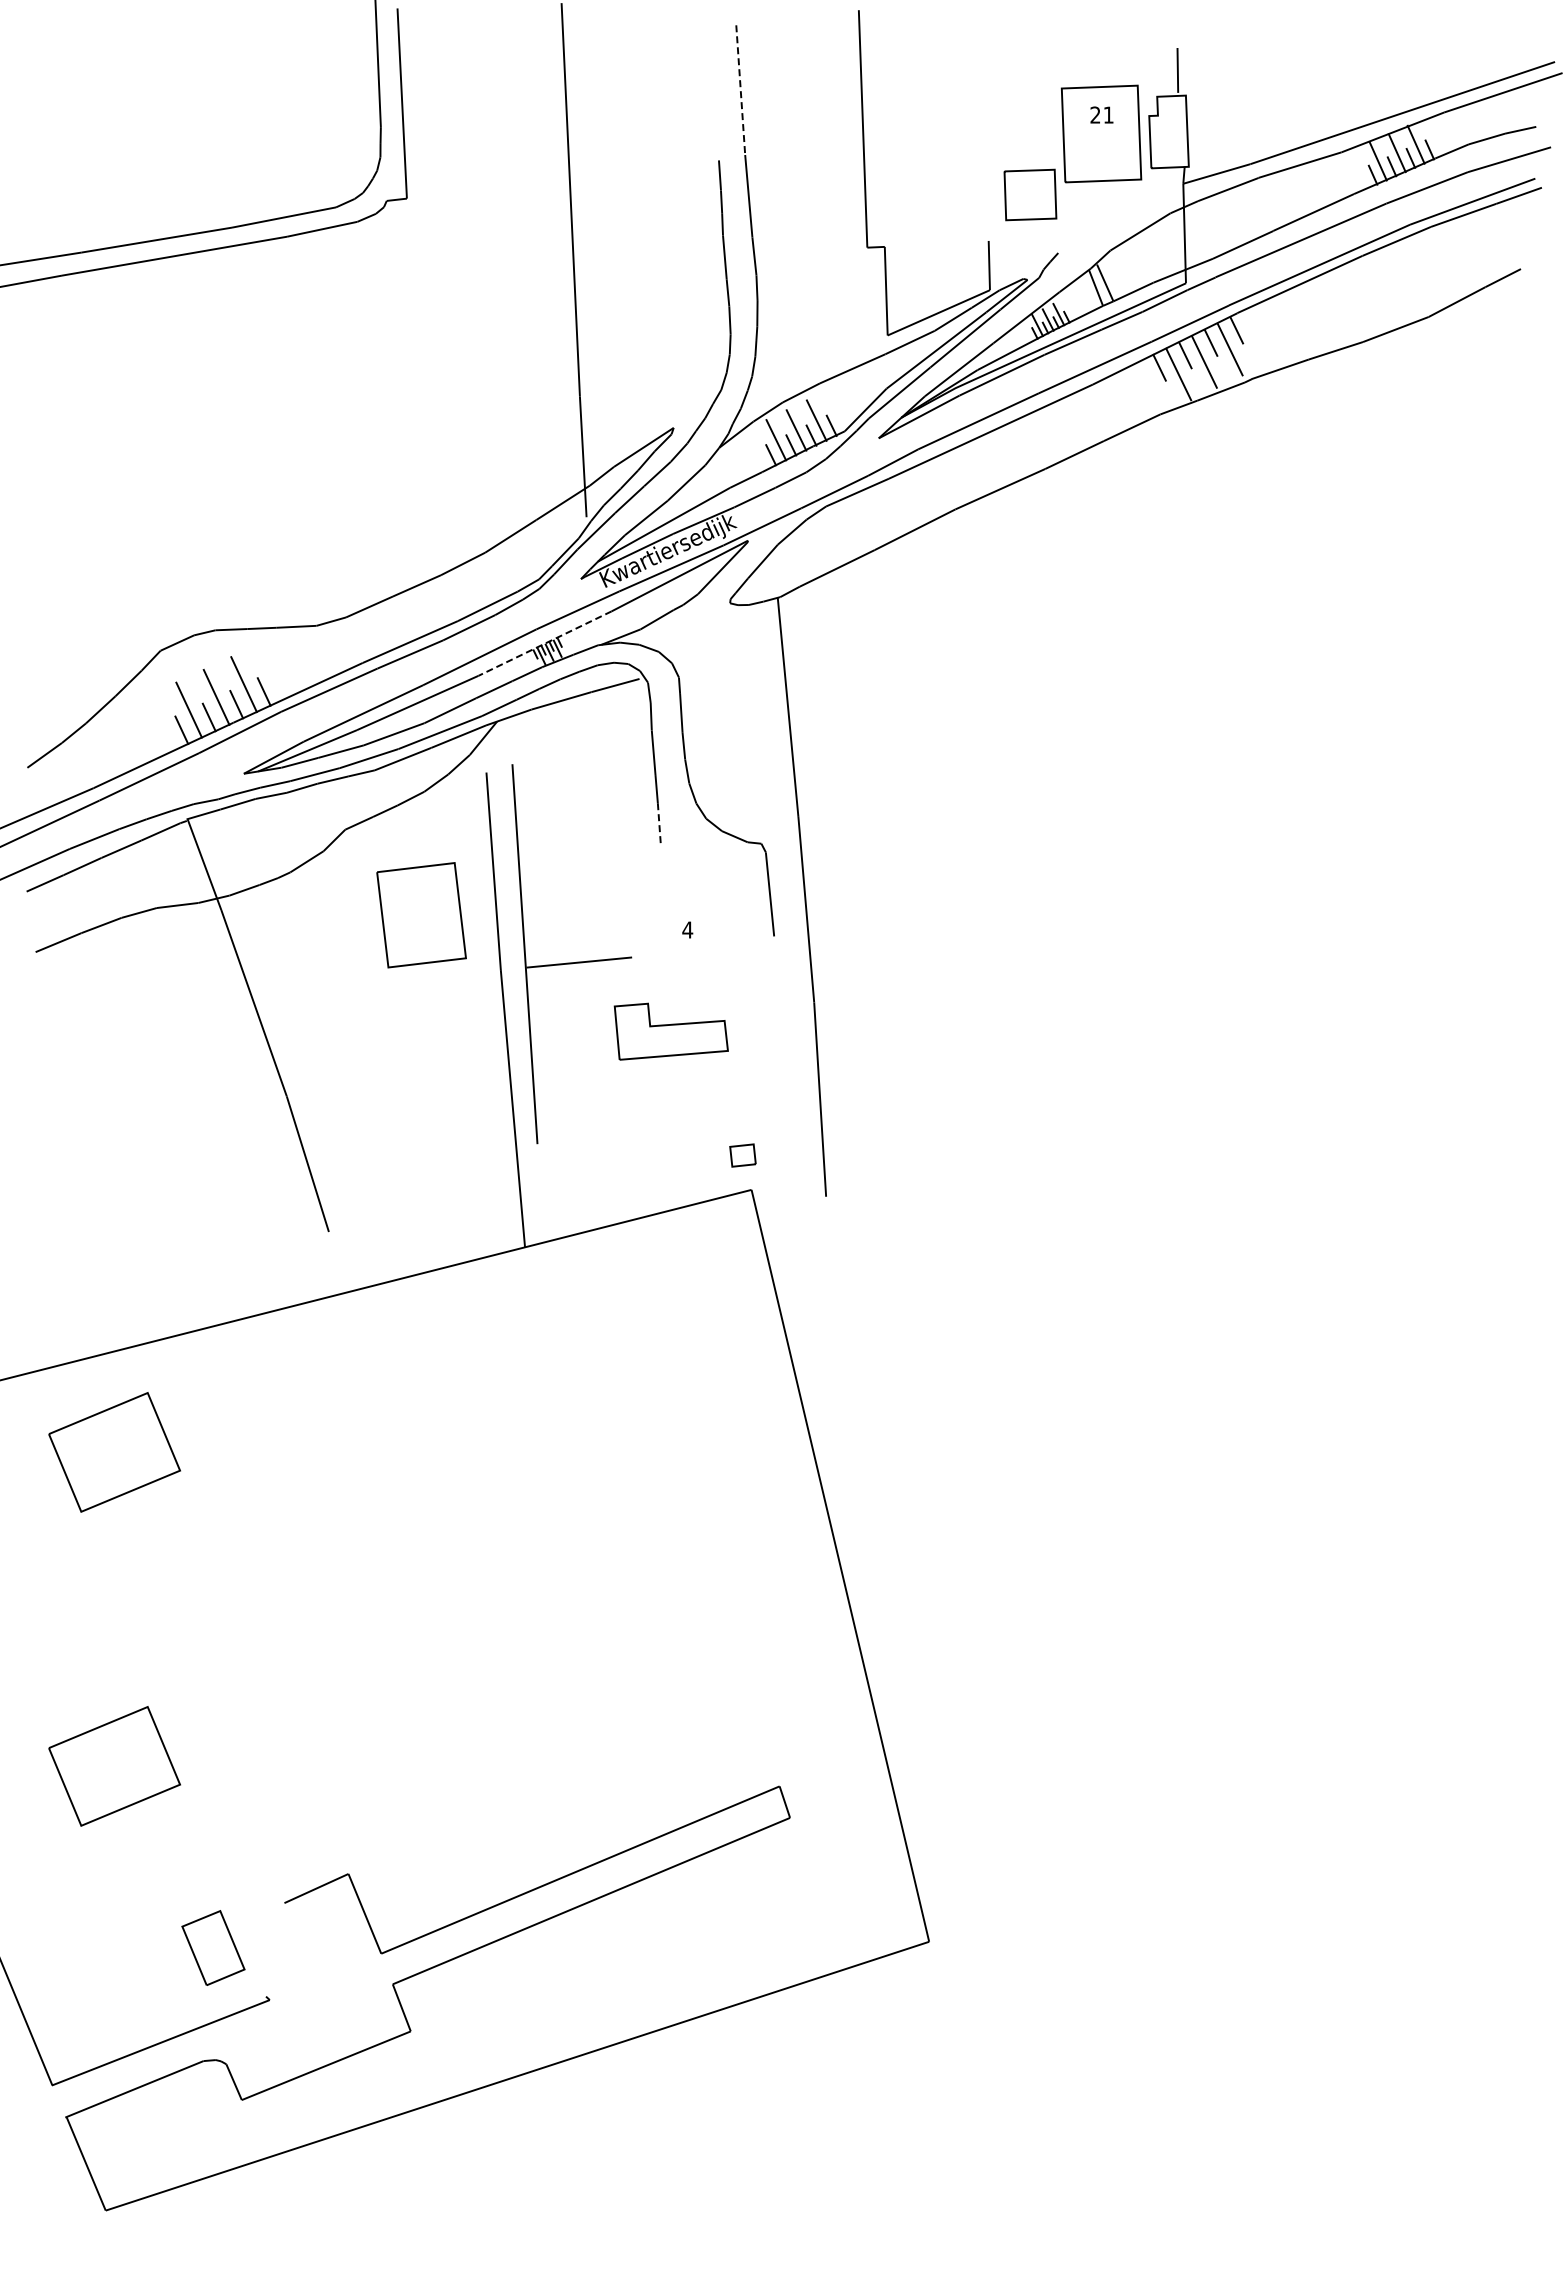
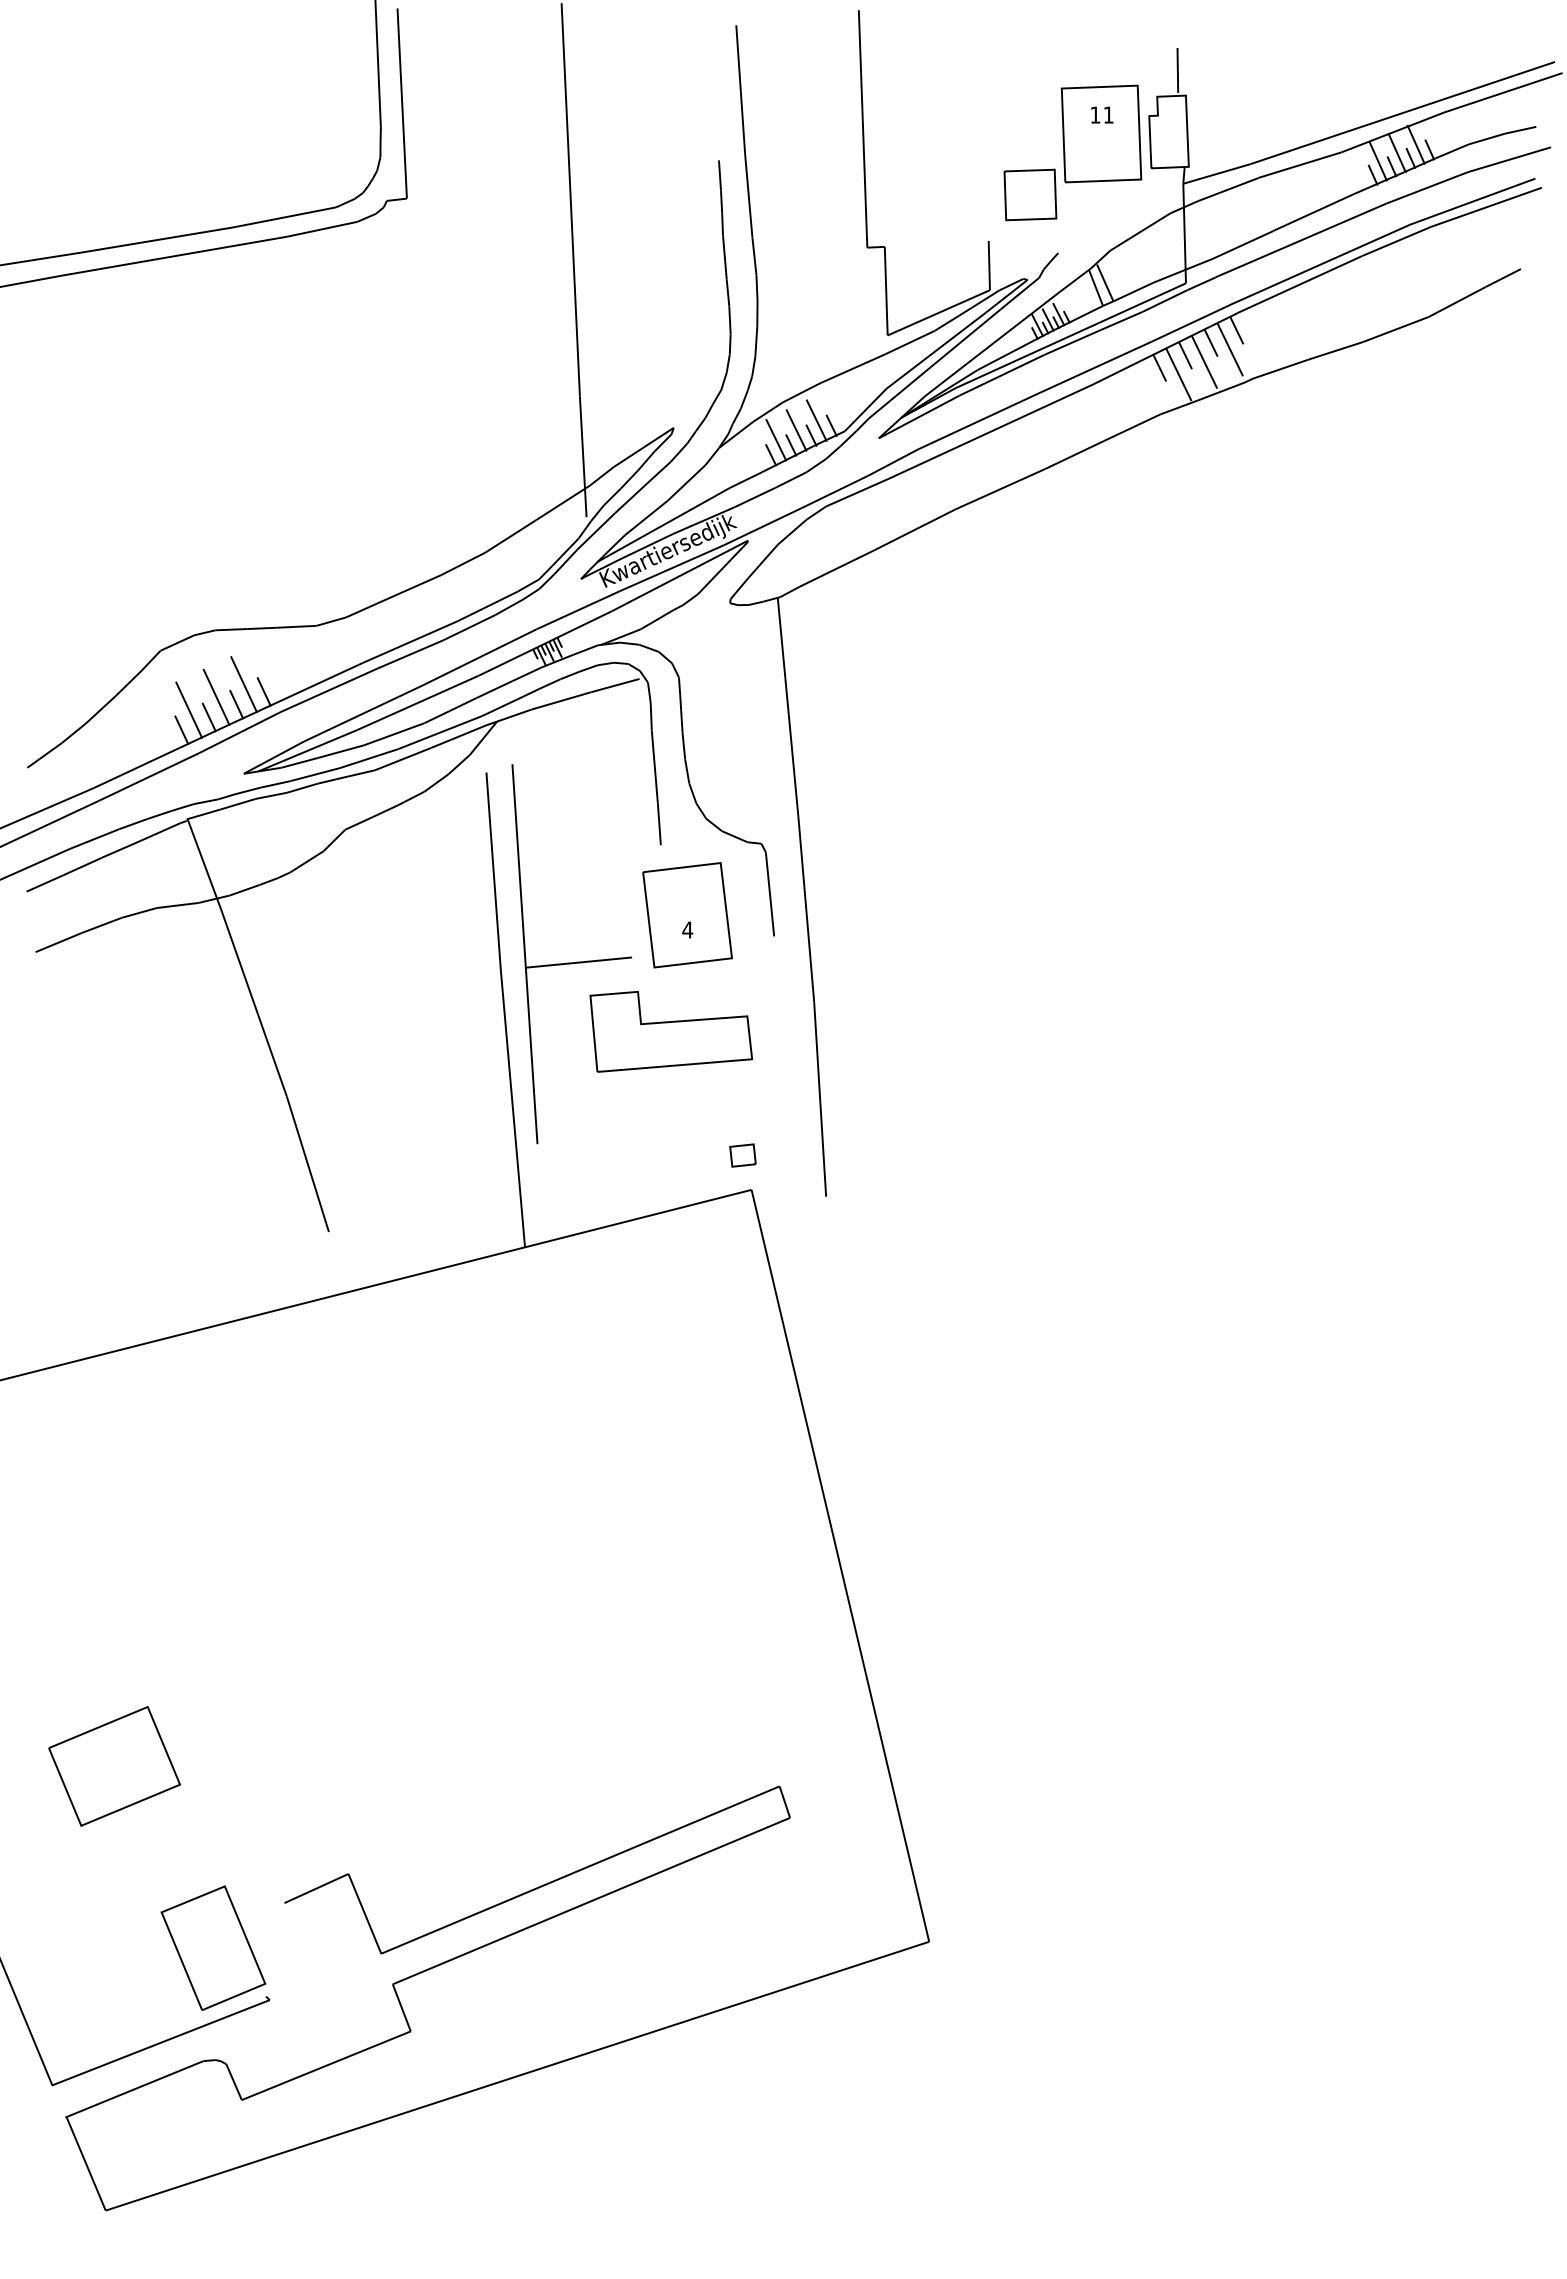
line: dashed -> solid (740, 90)
text: 21 -> 11 (1095, 114)
line: dashed -> solid (545, 643)
line: dashed -> solid (659, 824)
part position: (421, 915) -> (687, 915) (687, 915)
part size: 116x59 px -> 165x83 px (671, 1031)
part: present -> none (114, 1452)
part size: 65x76 px -> 107x126 px (213, 1947)
